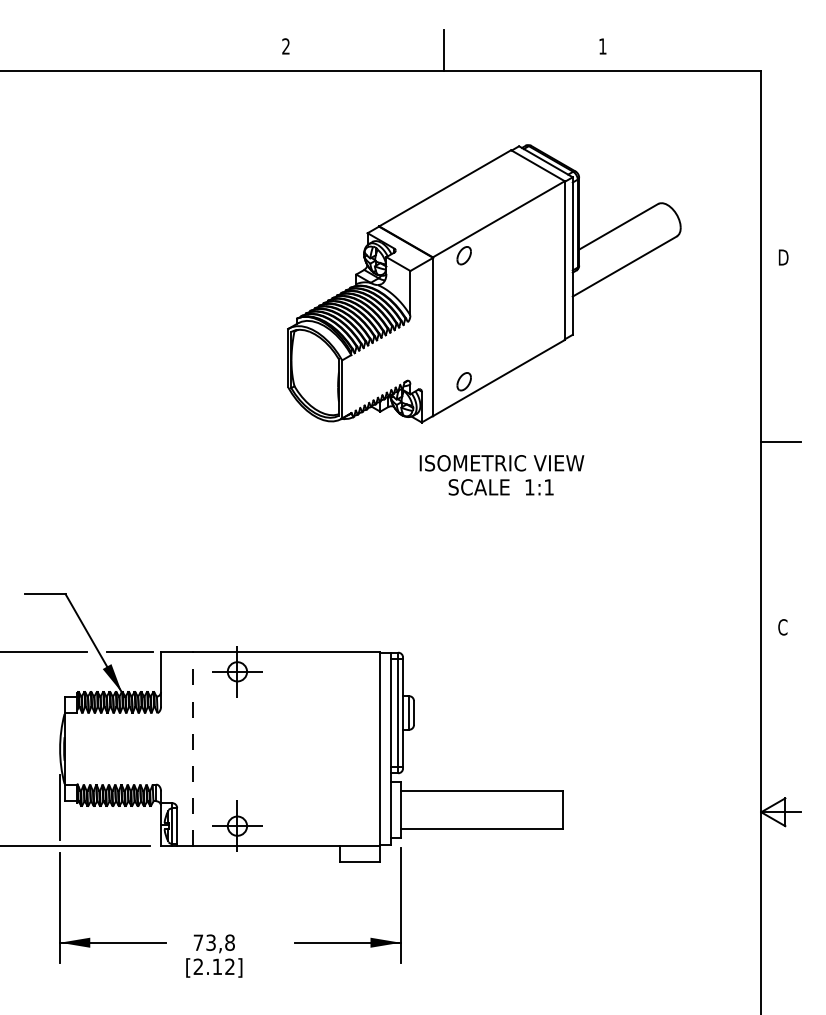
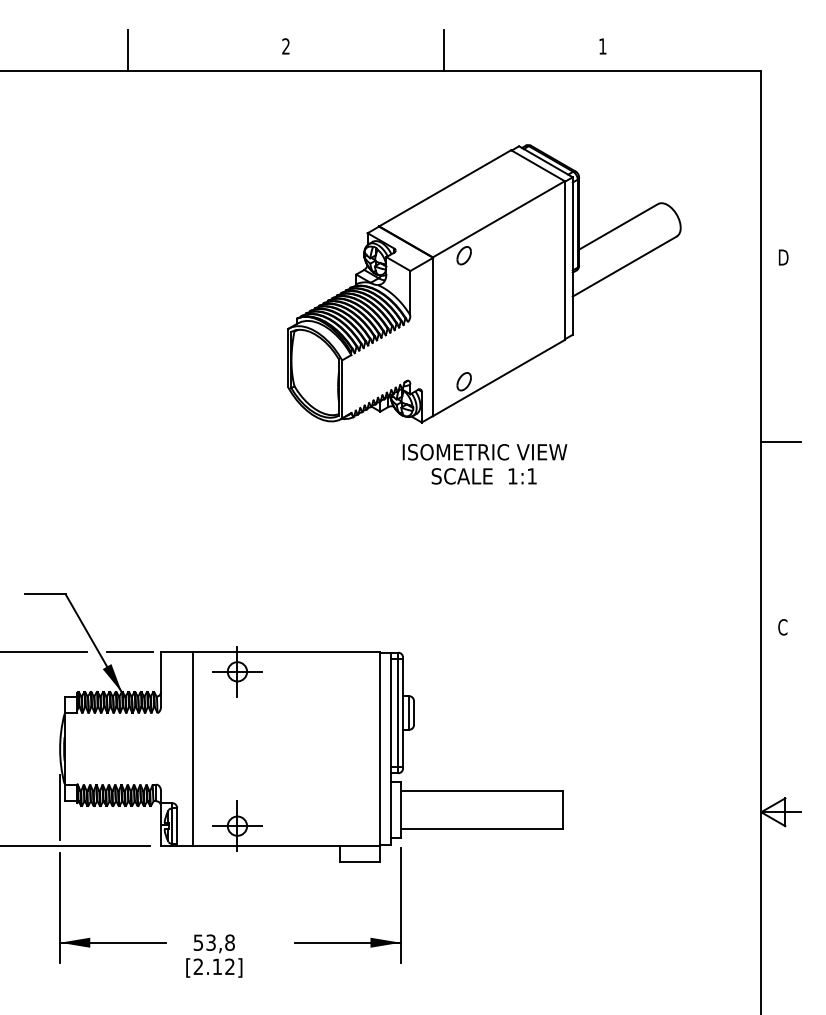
line: none -> present (127, 50)
text position: (501, 475) -> (484, 464) (484, 464)
line: dashed -> solid (193, 748)
text: 73,8 -> 53,8 (198, 942)
